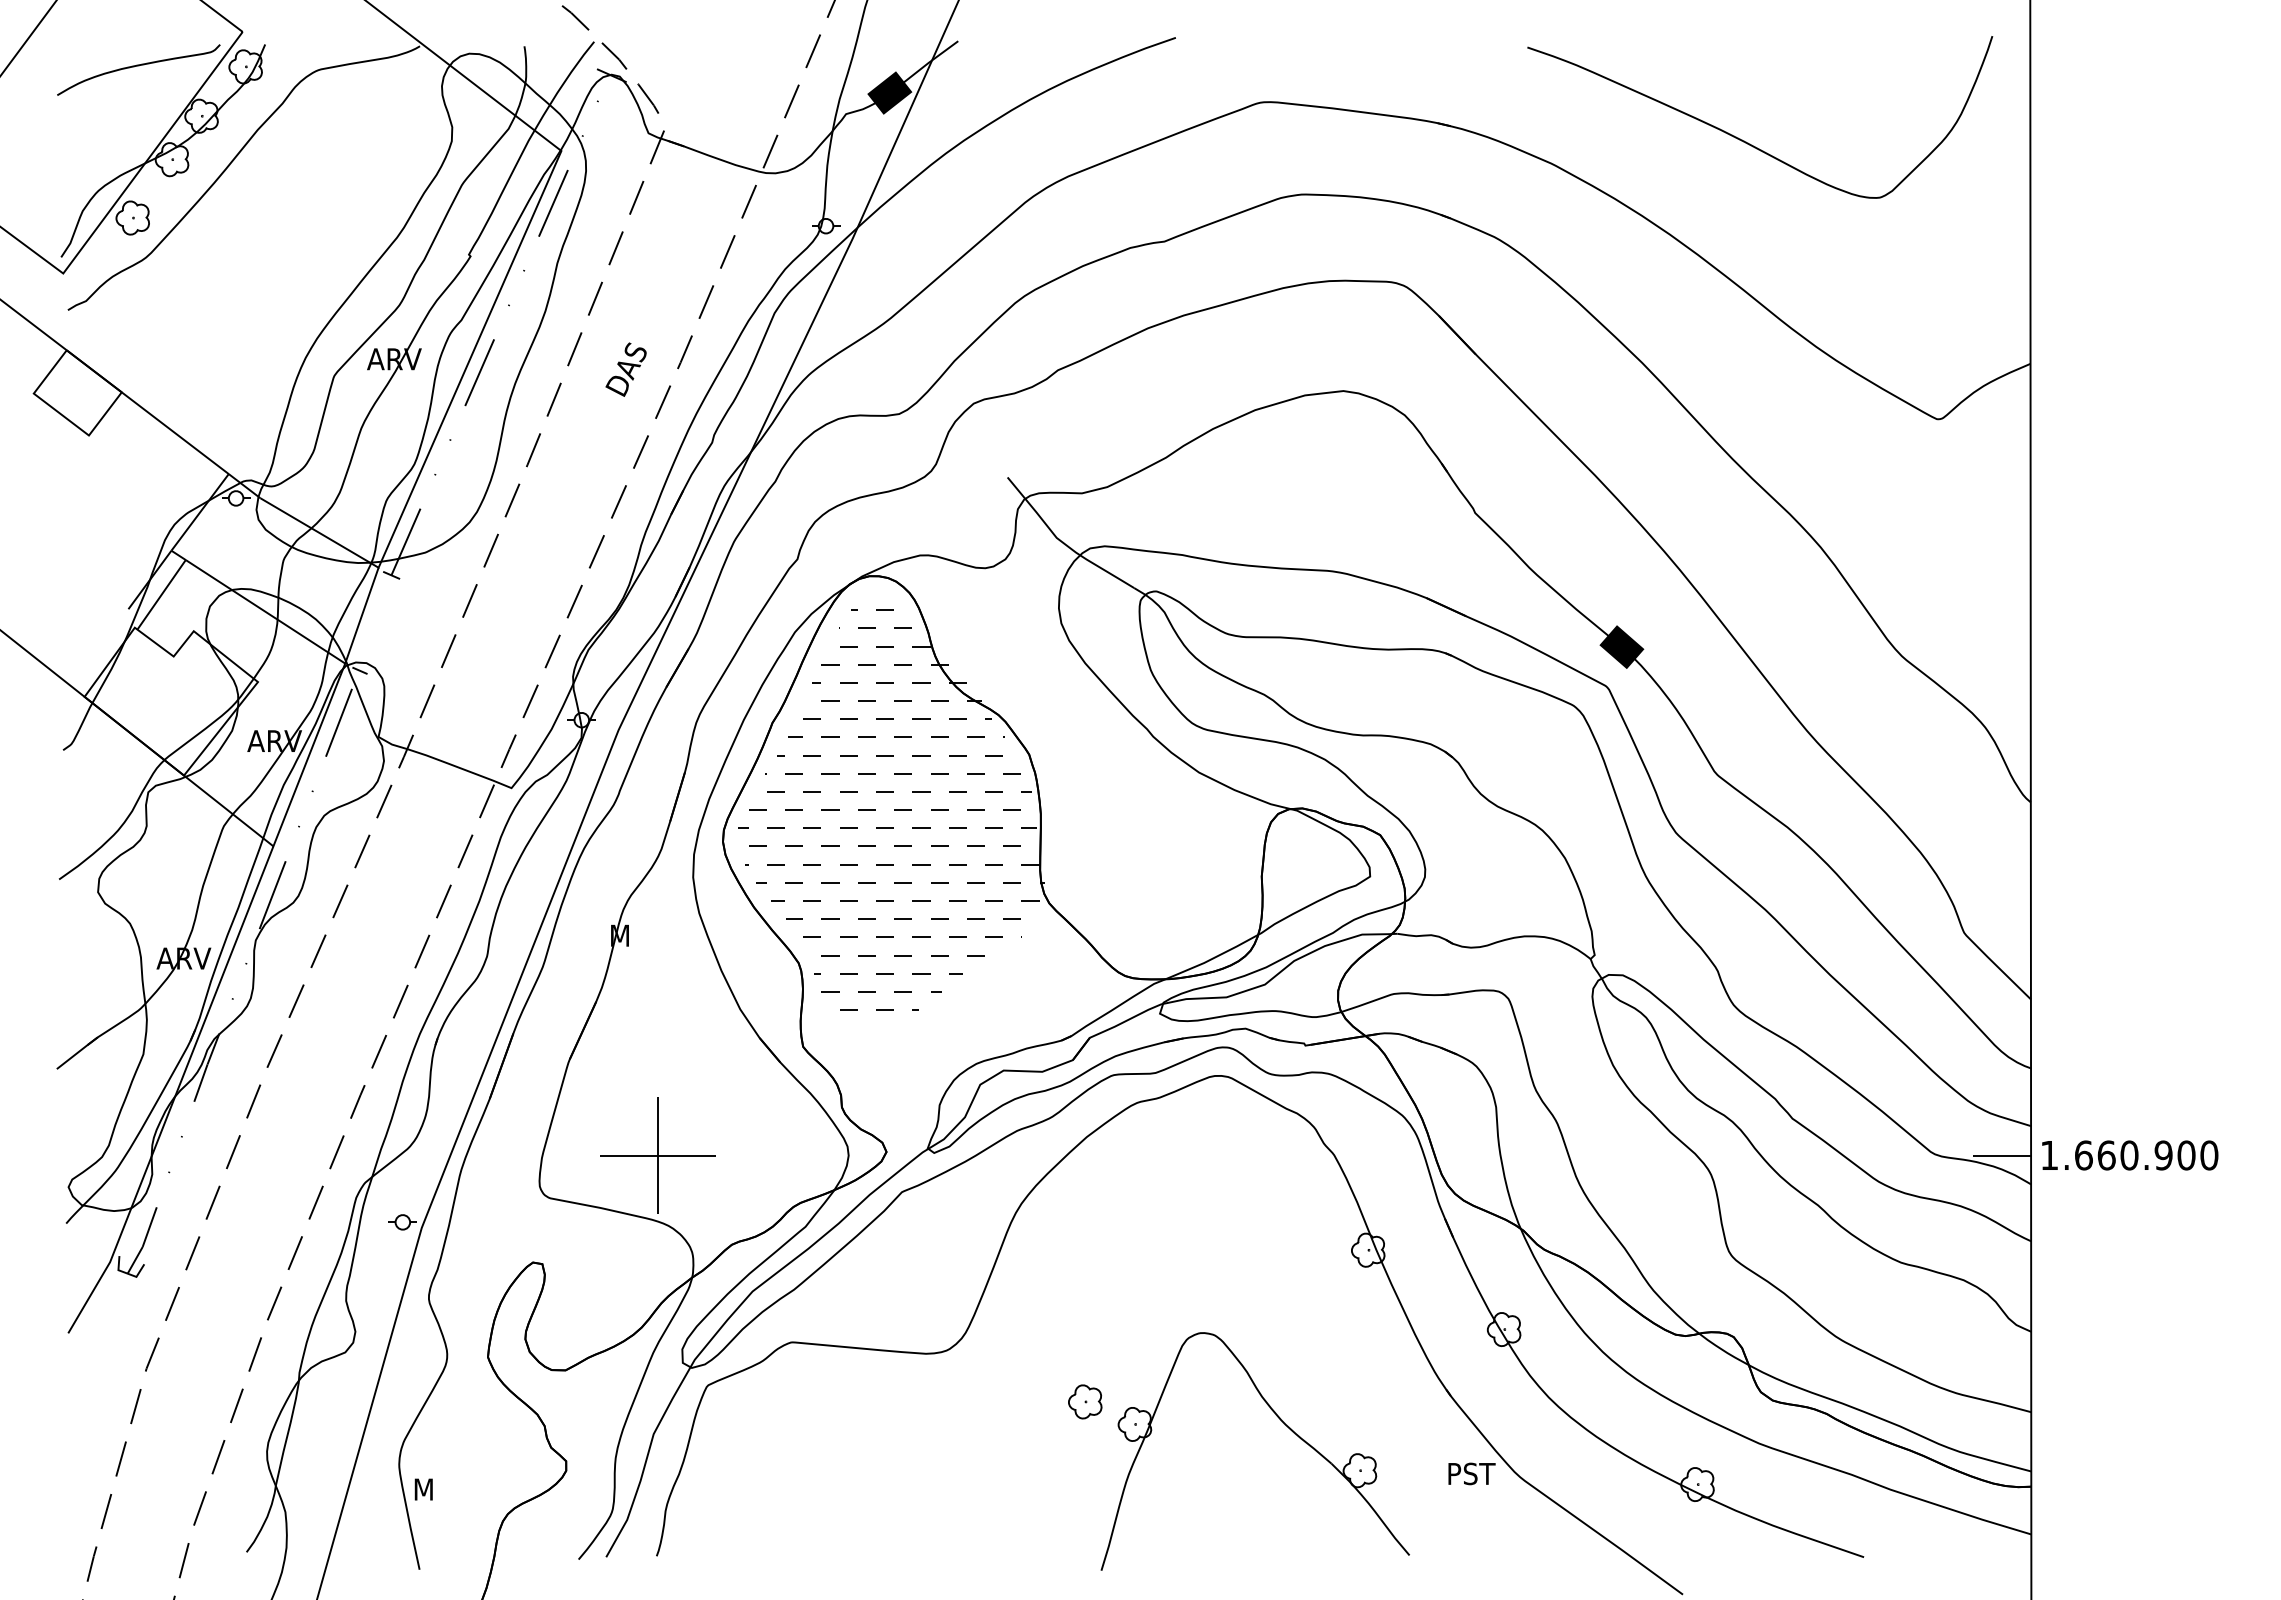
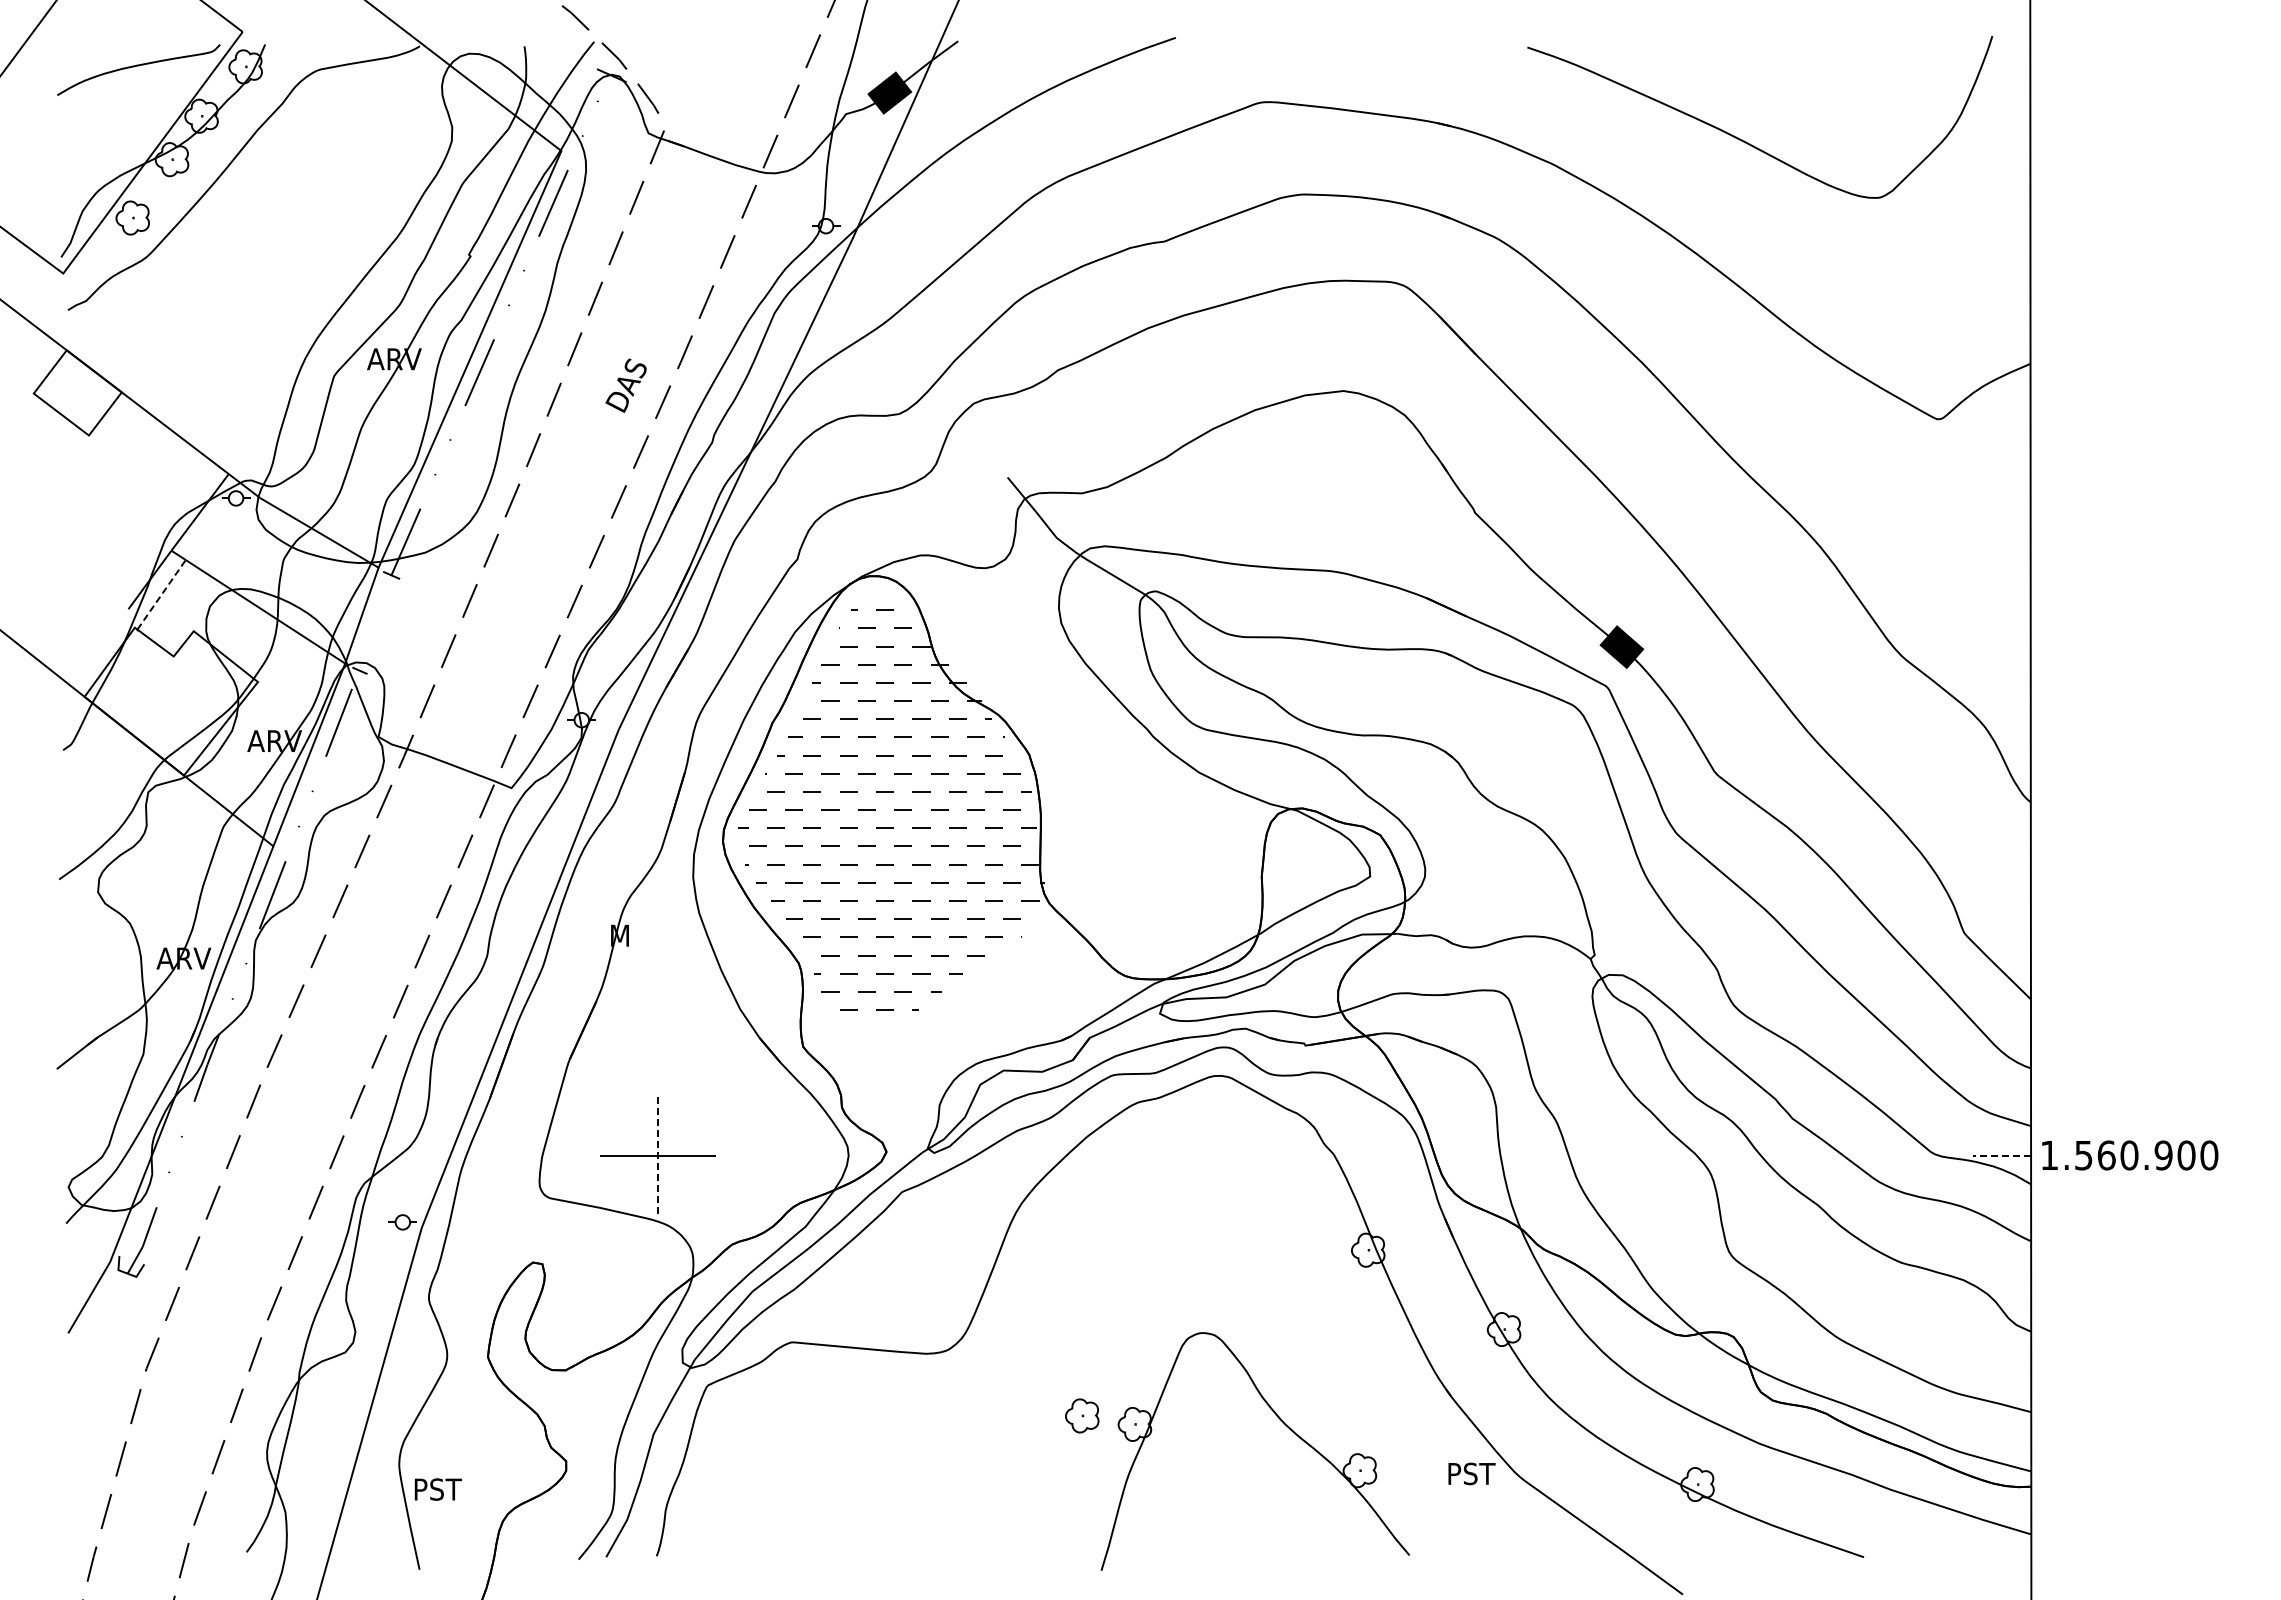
text position: (625, 369) -> (625, 385) (625, 385)
line: solid -> dashed (161, 595)
line: solid -> dashed (2001, 1155)
text: 1.660.900 -> 1.560.900 (2083, 1155)
line: solid -> dashed (657, 1156)
part position: (1085, 1401) -> (1082, 1415) (1082, 1415)
text: M -> PST (439, 1489)
